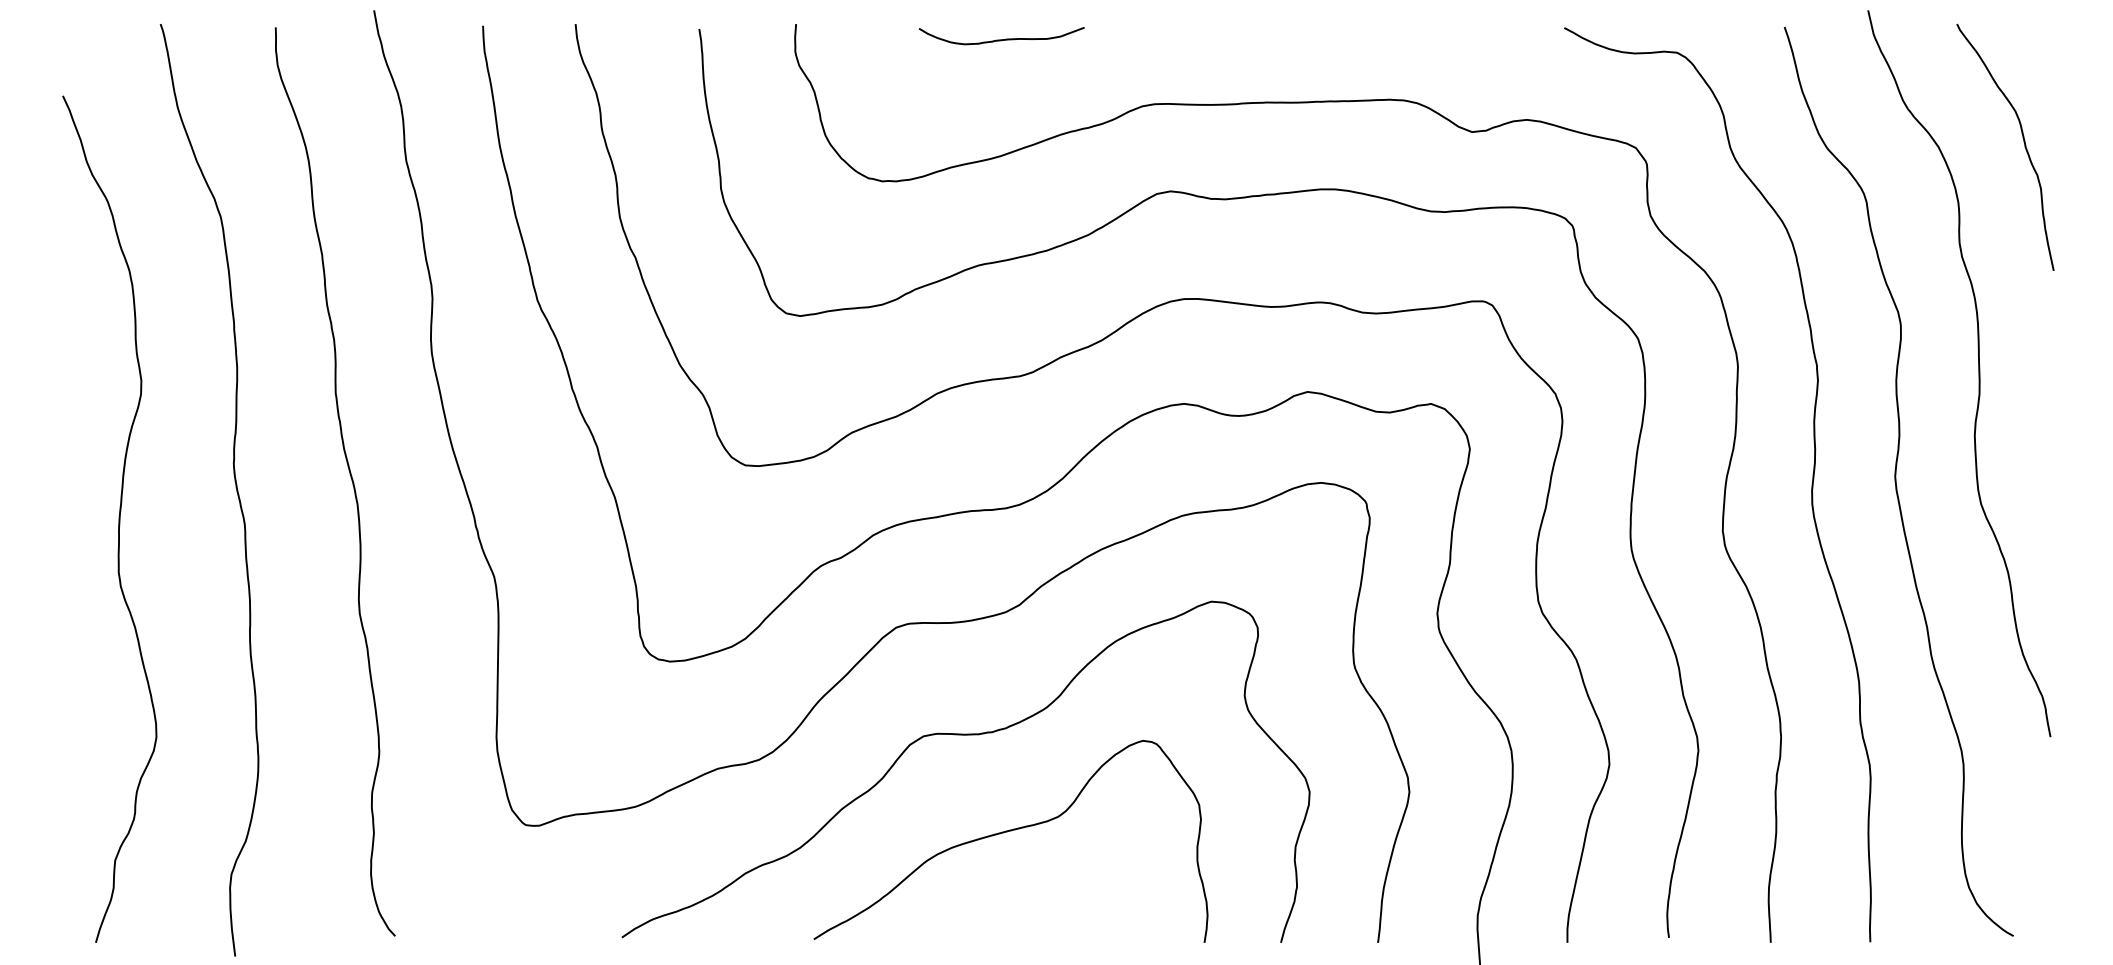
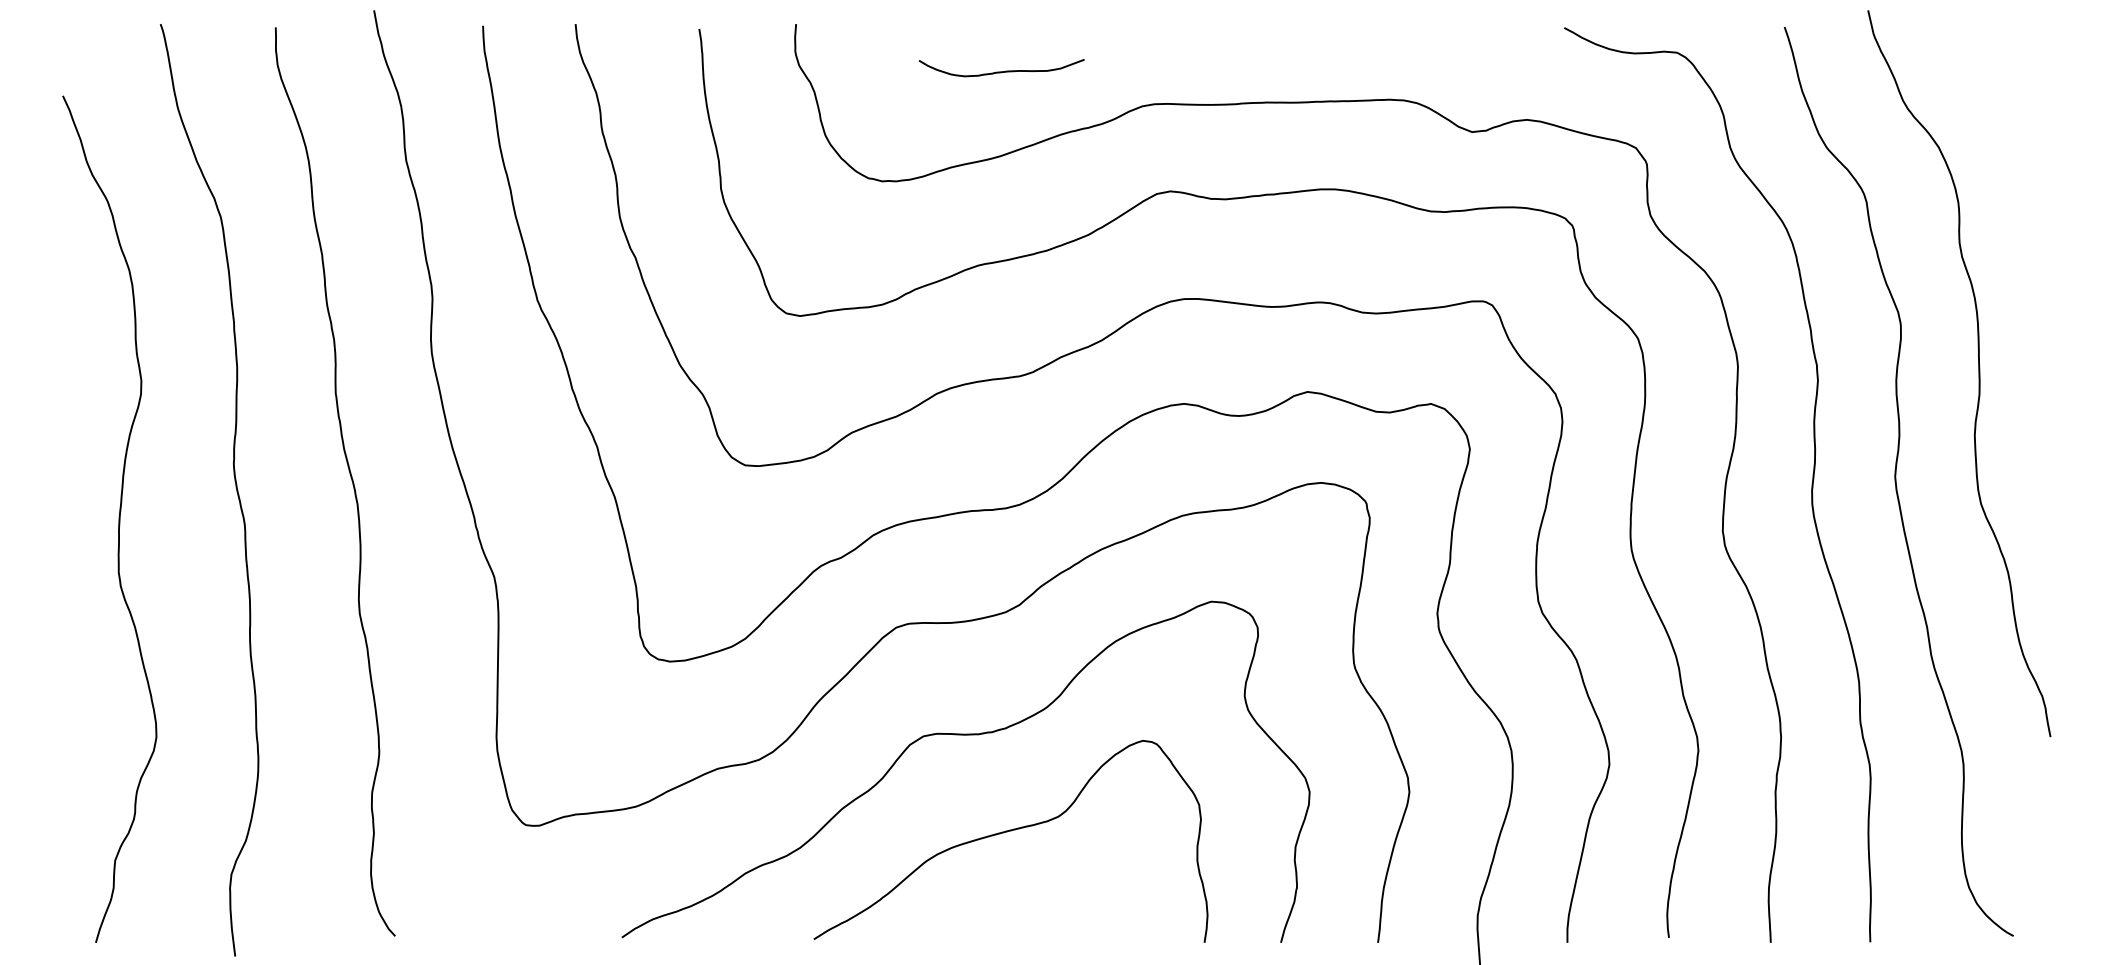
curve position: (1001, 39) -> (1001, 71) (1001, 71)
curve: present -> none (2023, 142)
